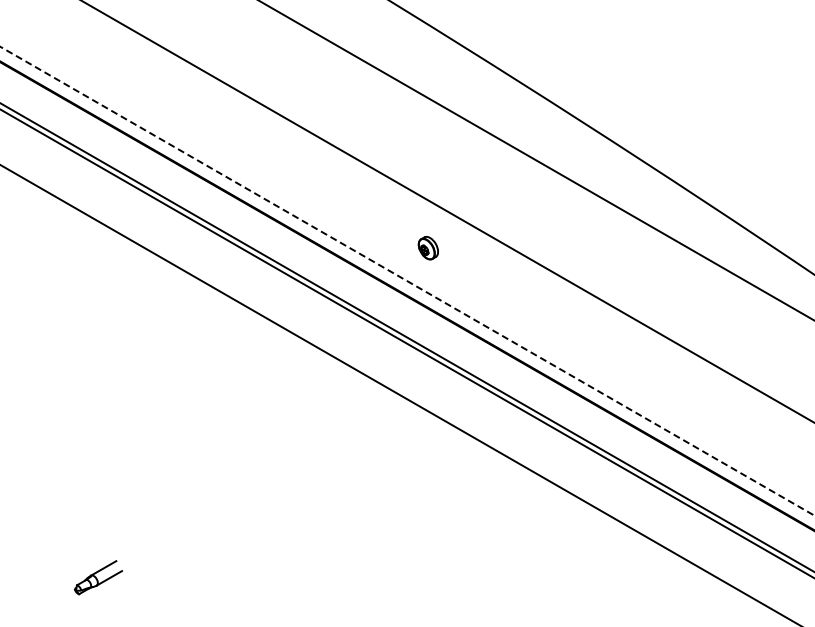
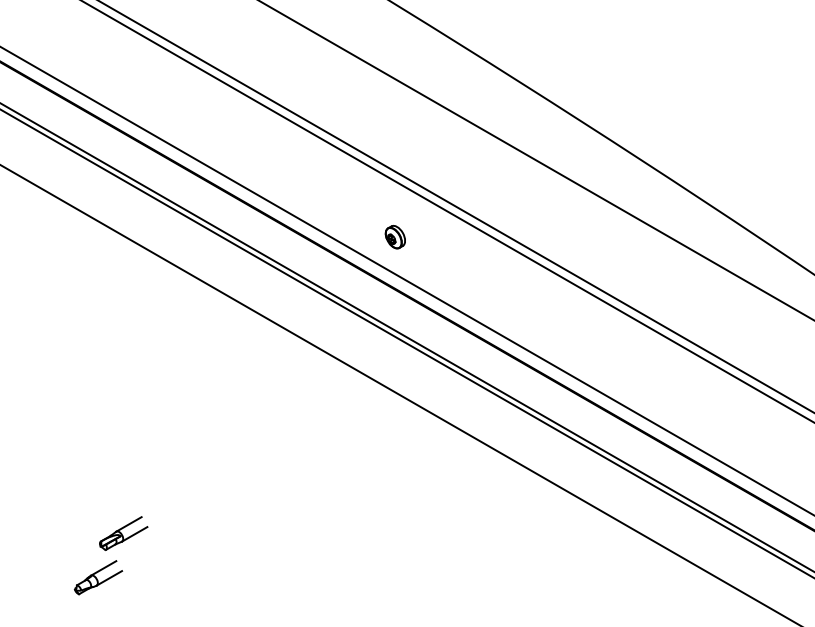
line: none -> present (456, 206)
part position: (427, 248) -> (394, 237) (394, 237)
line: dashed -> solid (407, 281)
part: none -> present (123, 533)
